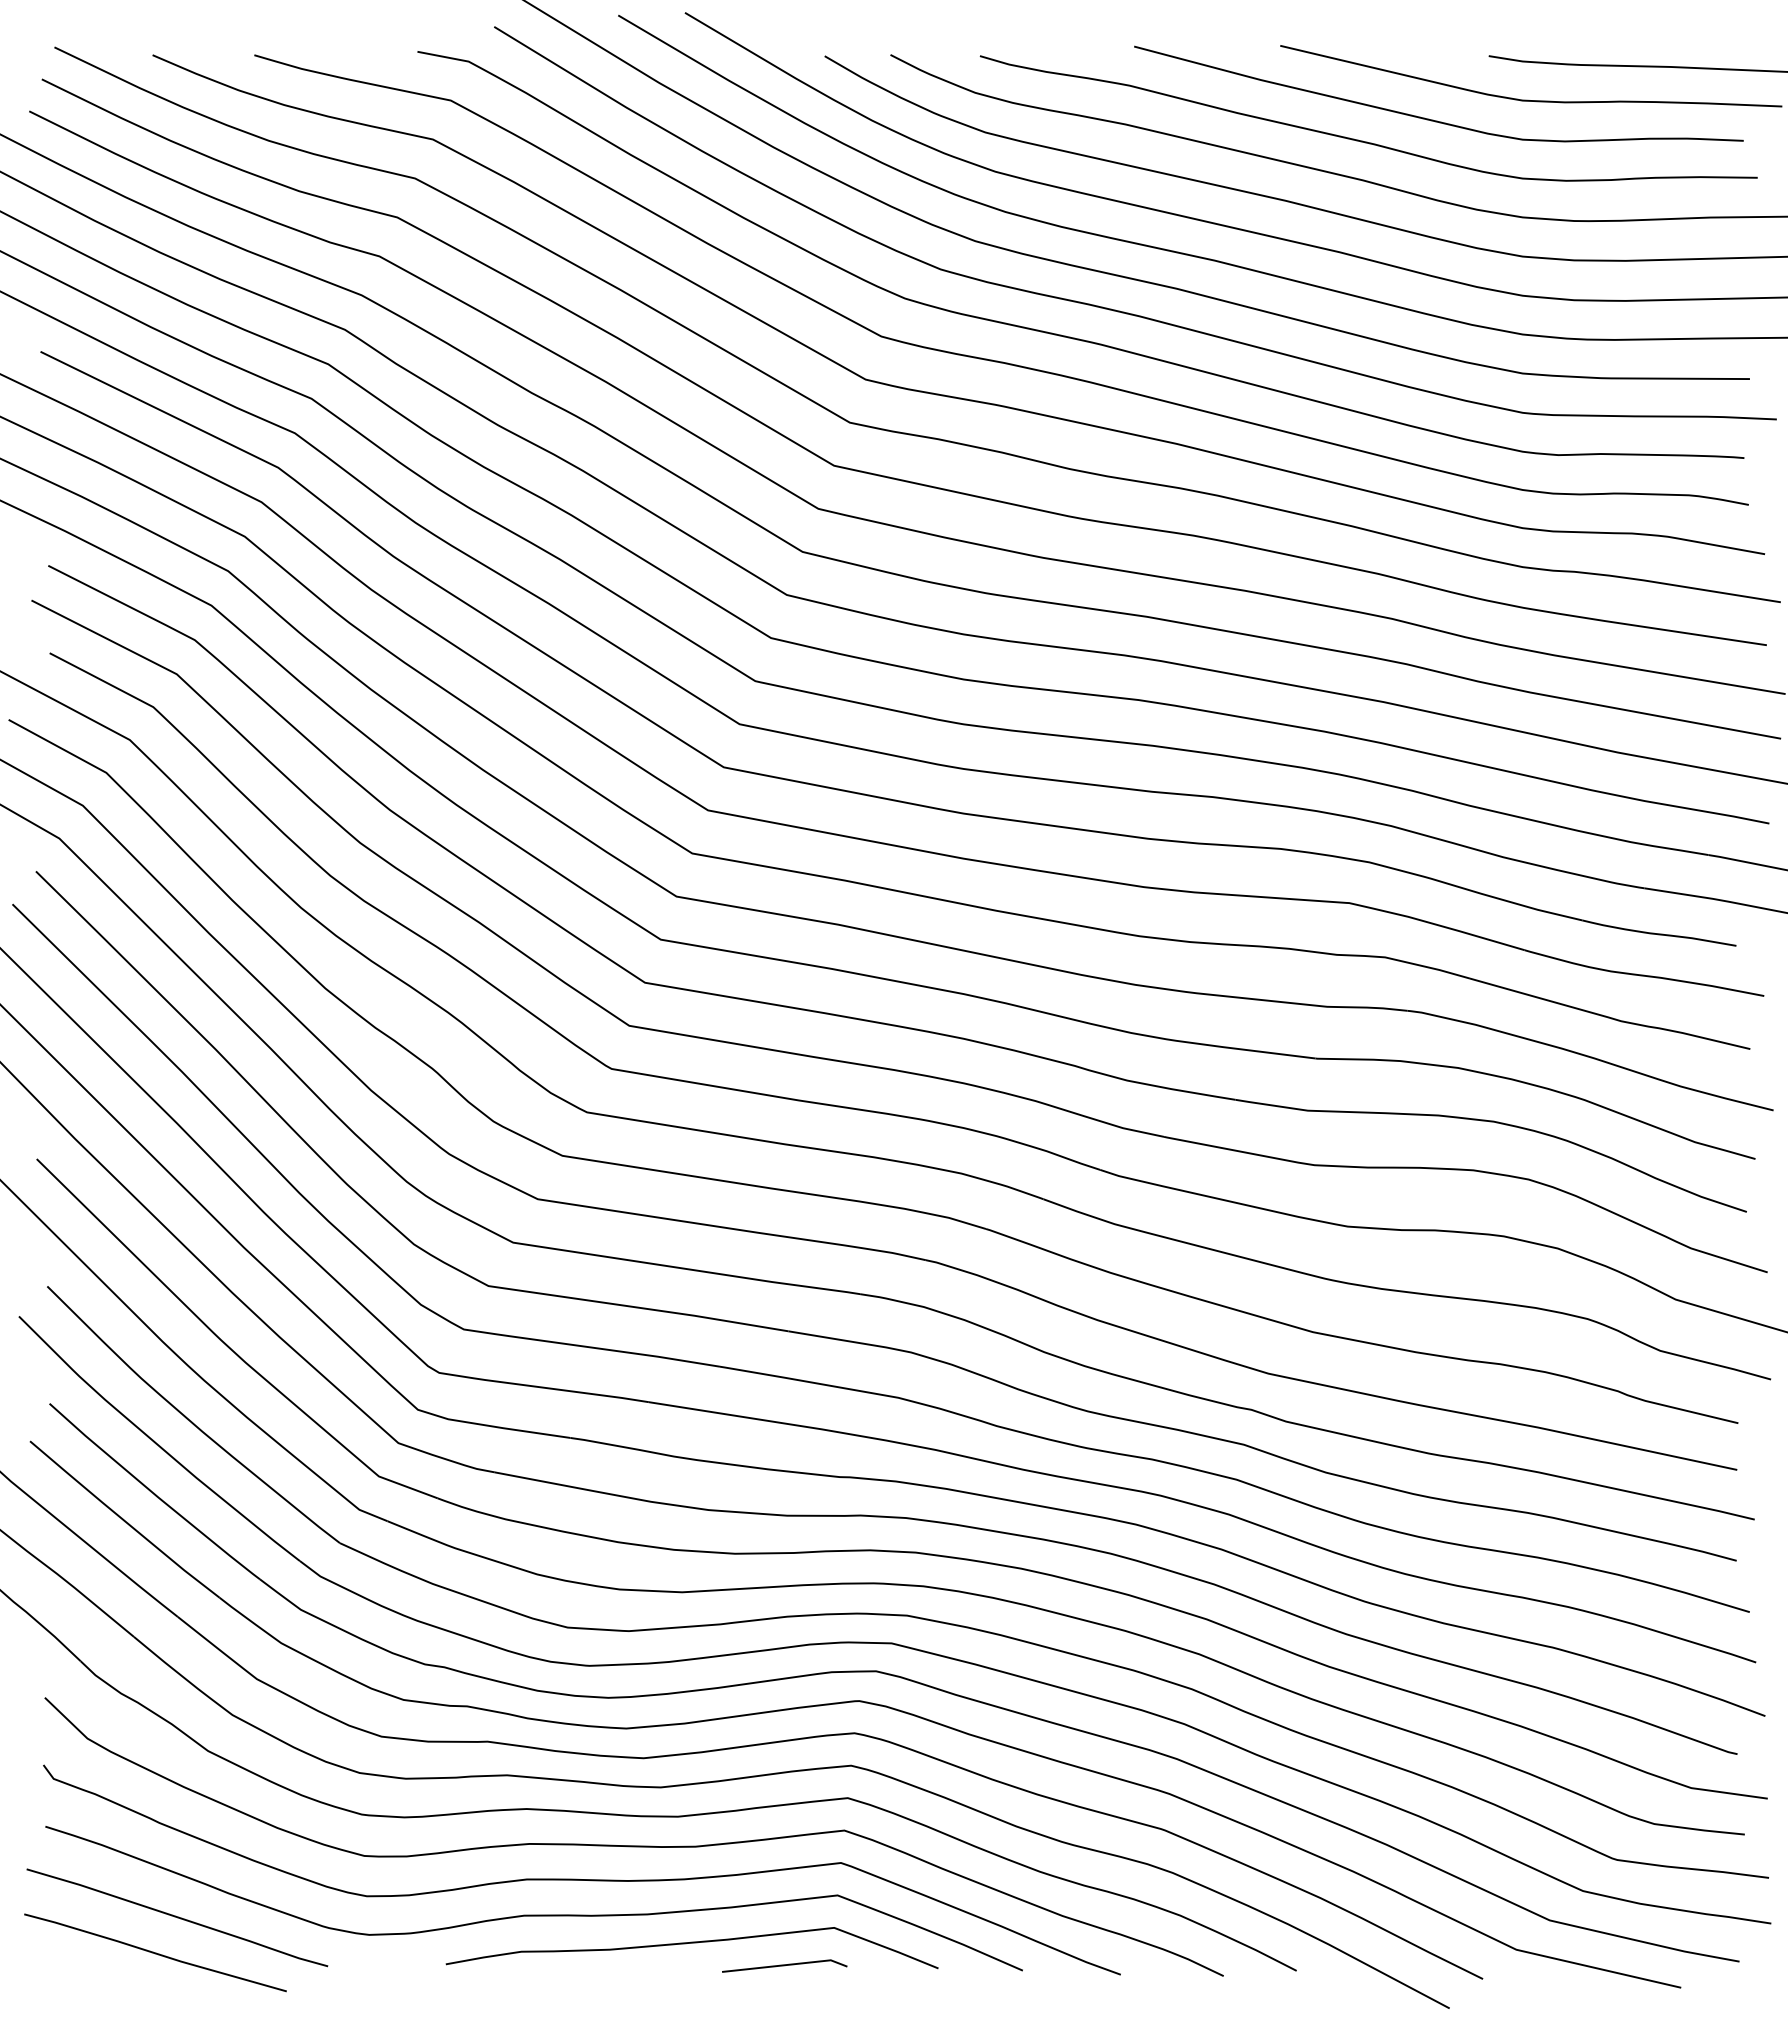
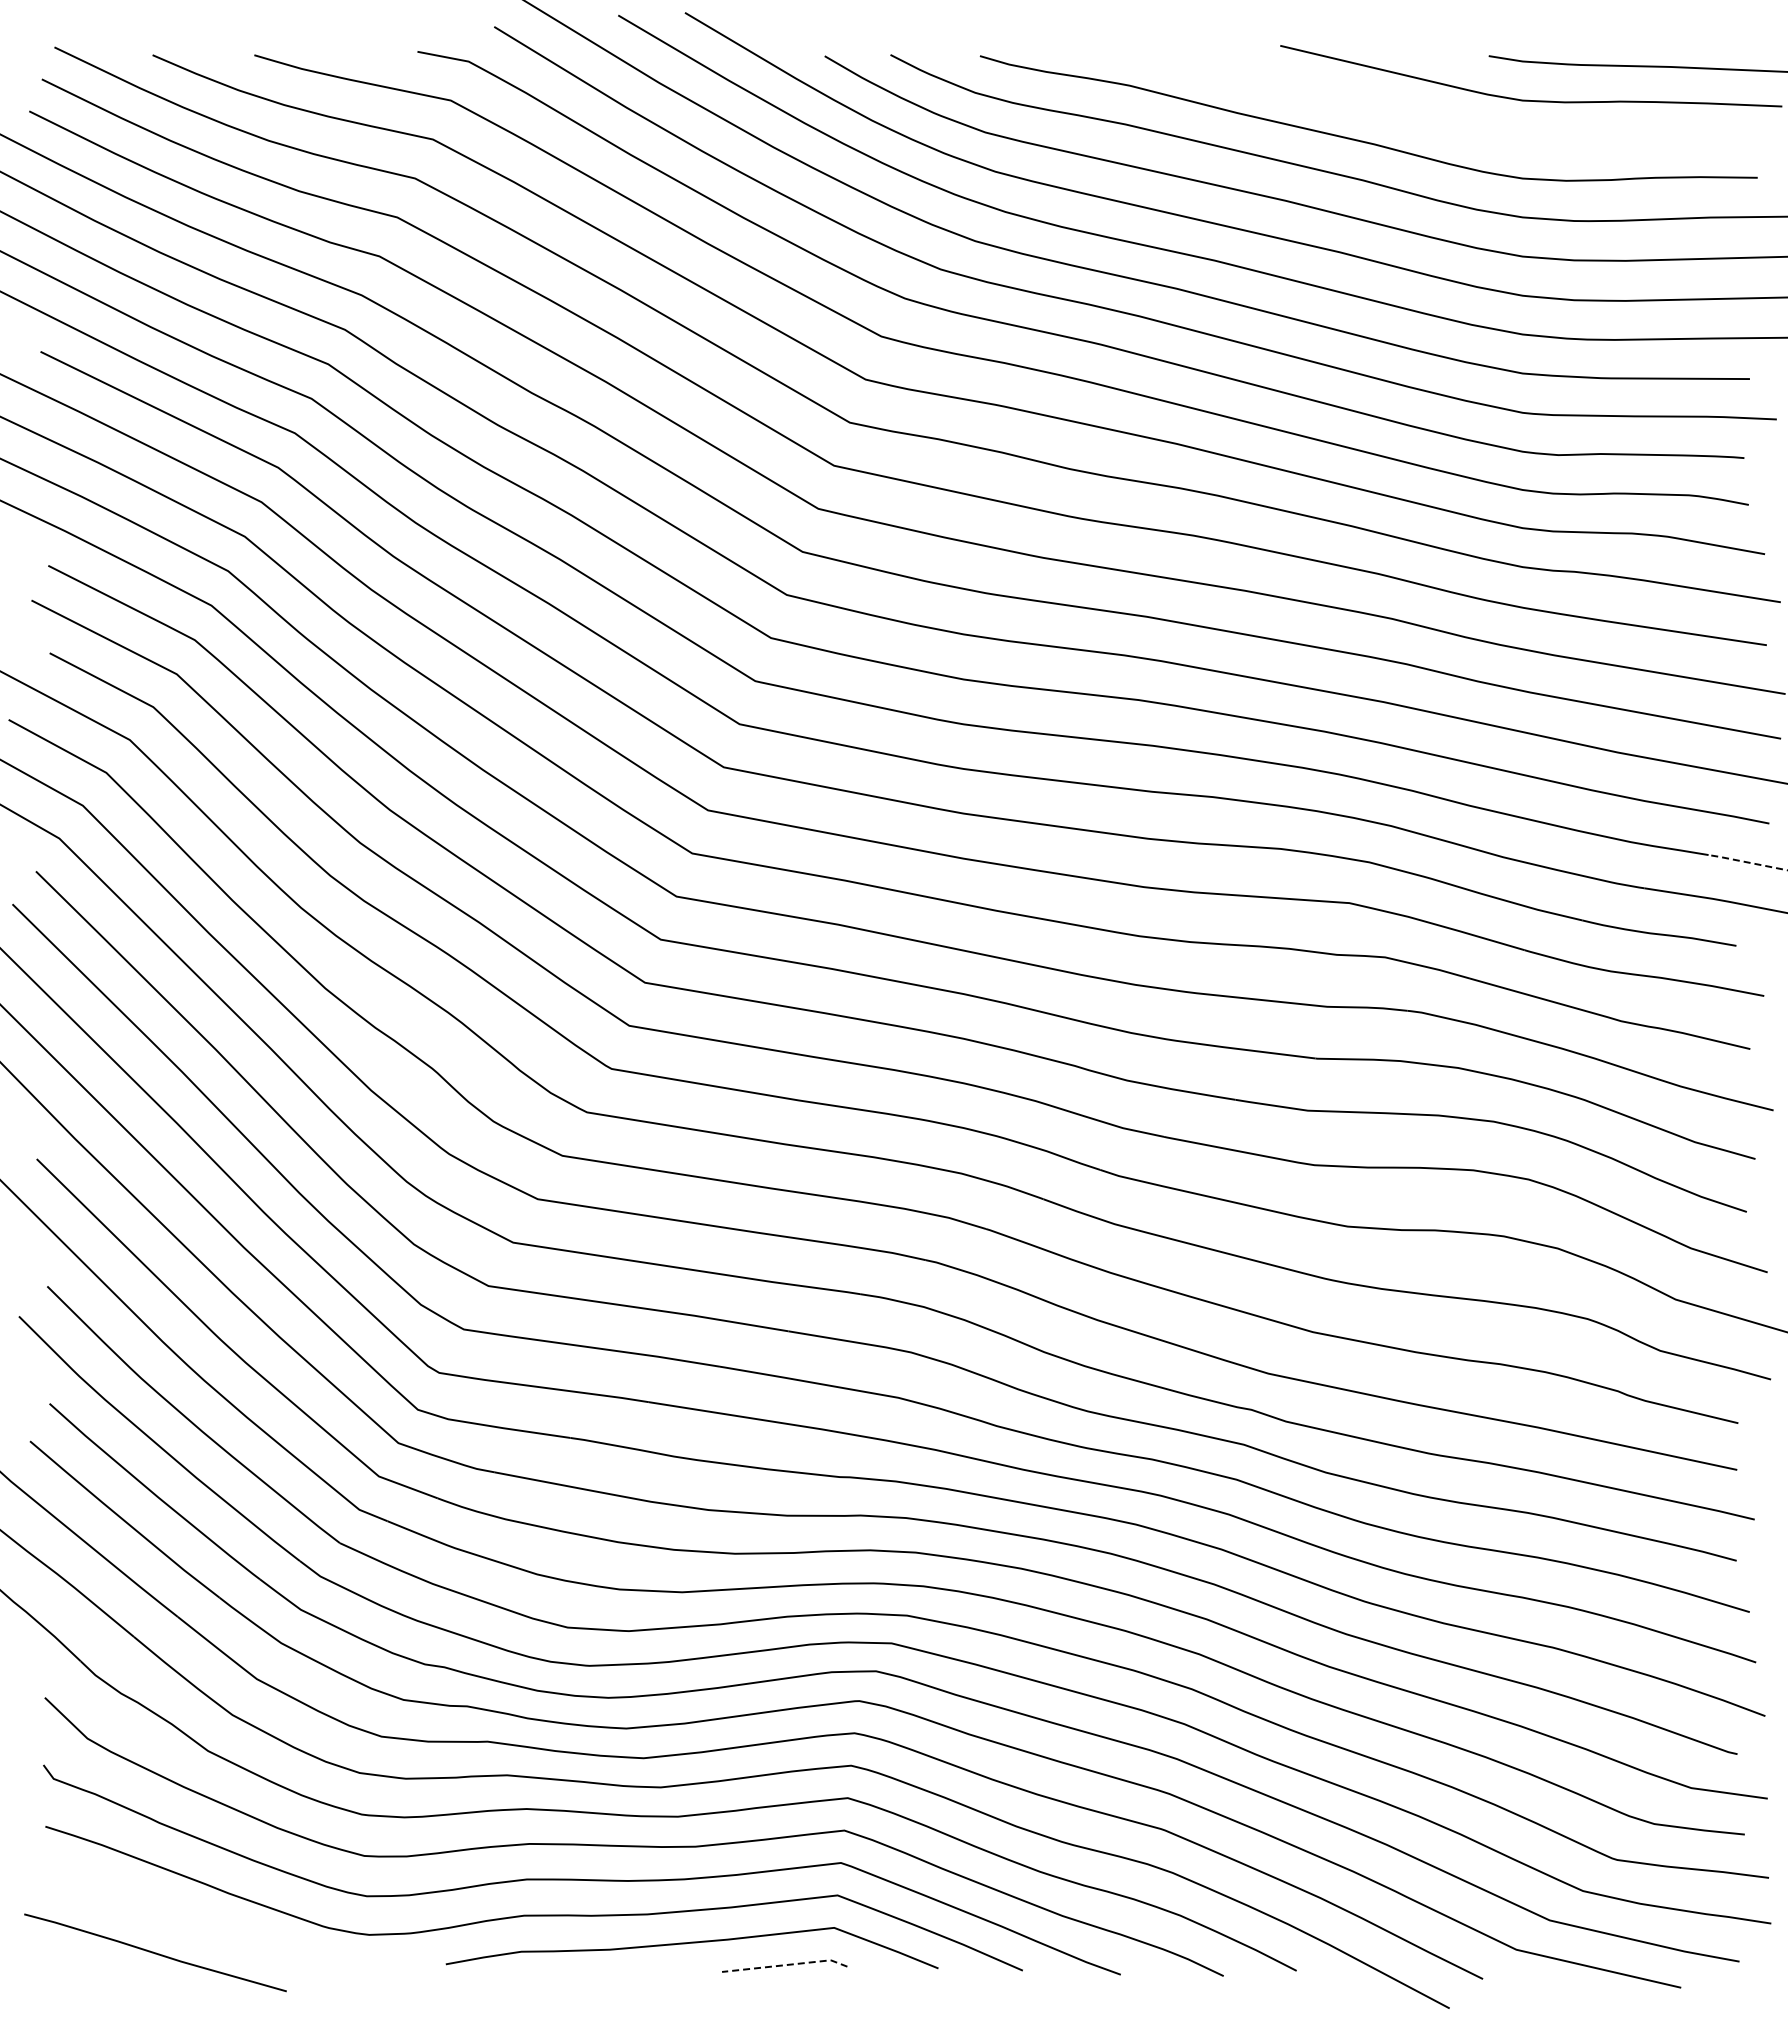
curve: present -> none (1433, 119)
line: solid -> dashed (1747, 862)
curve: present -> none (177, 1917)
line: solid -> dashed (785, 1965)
